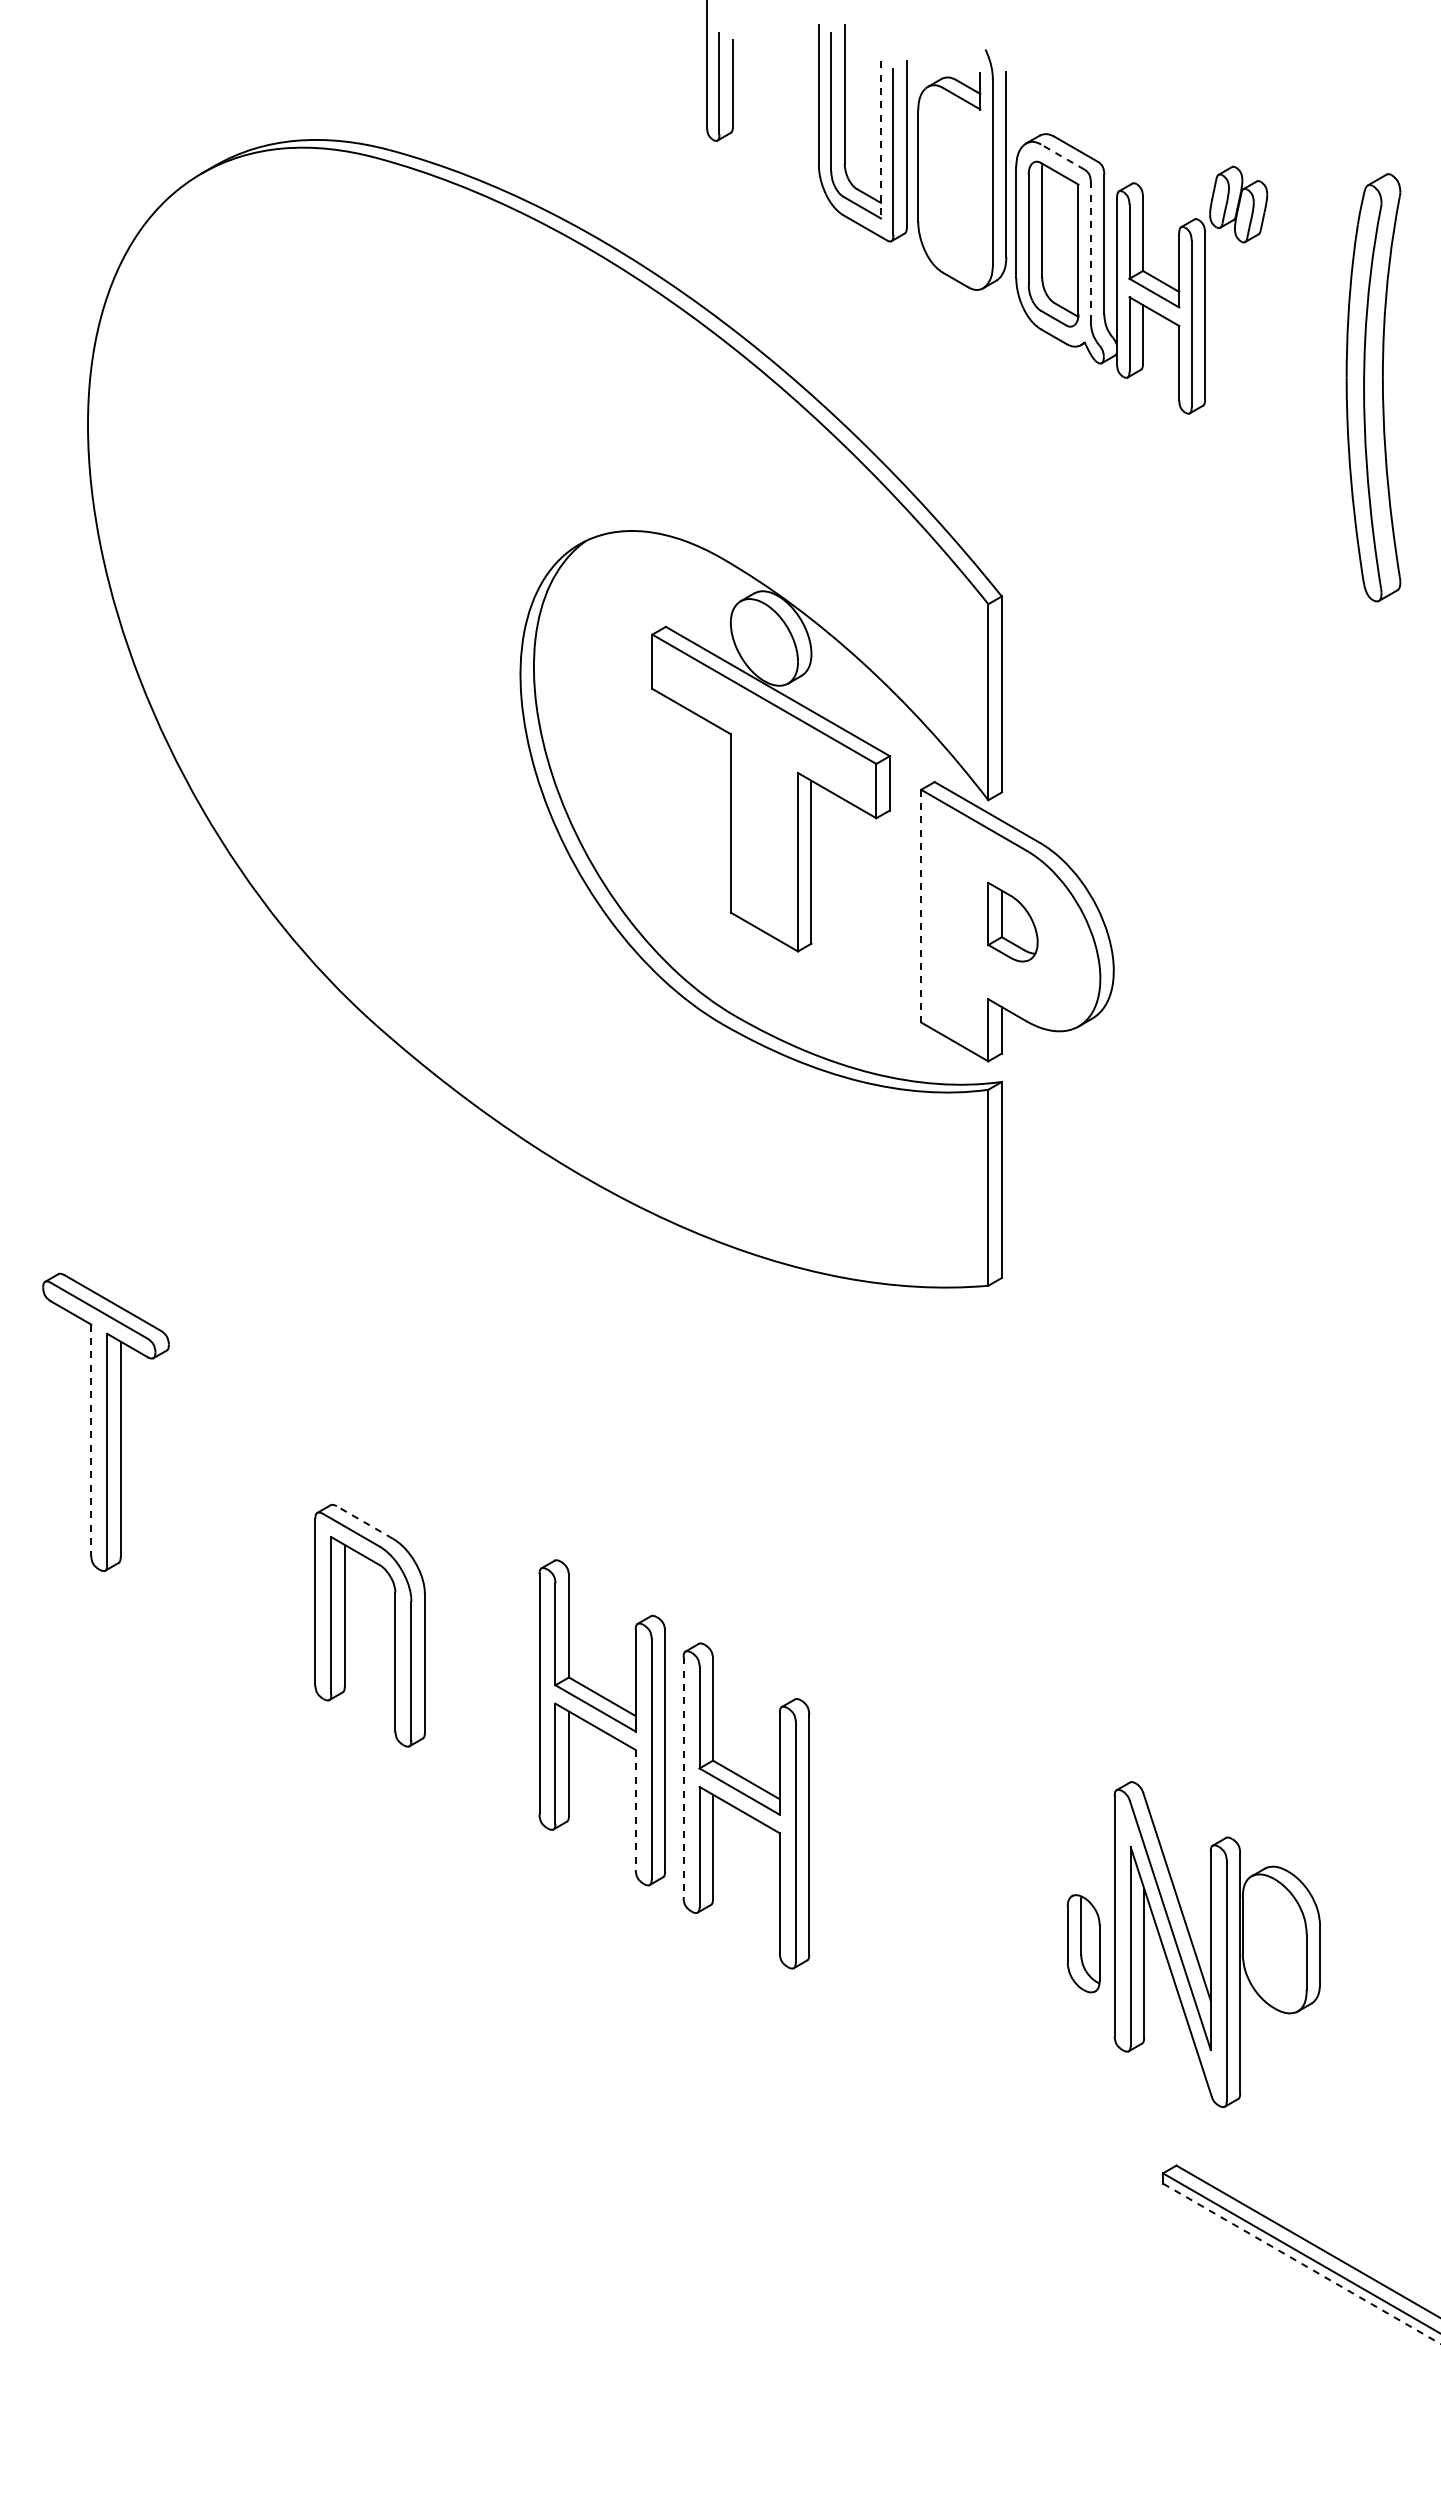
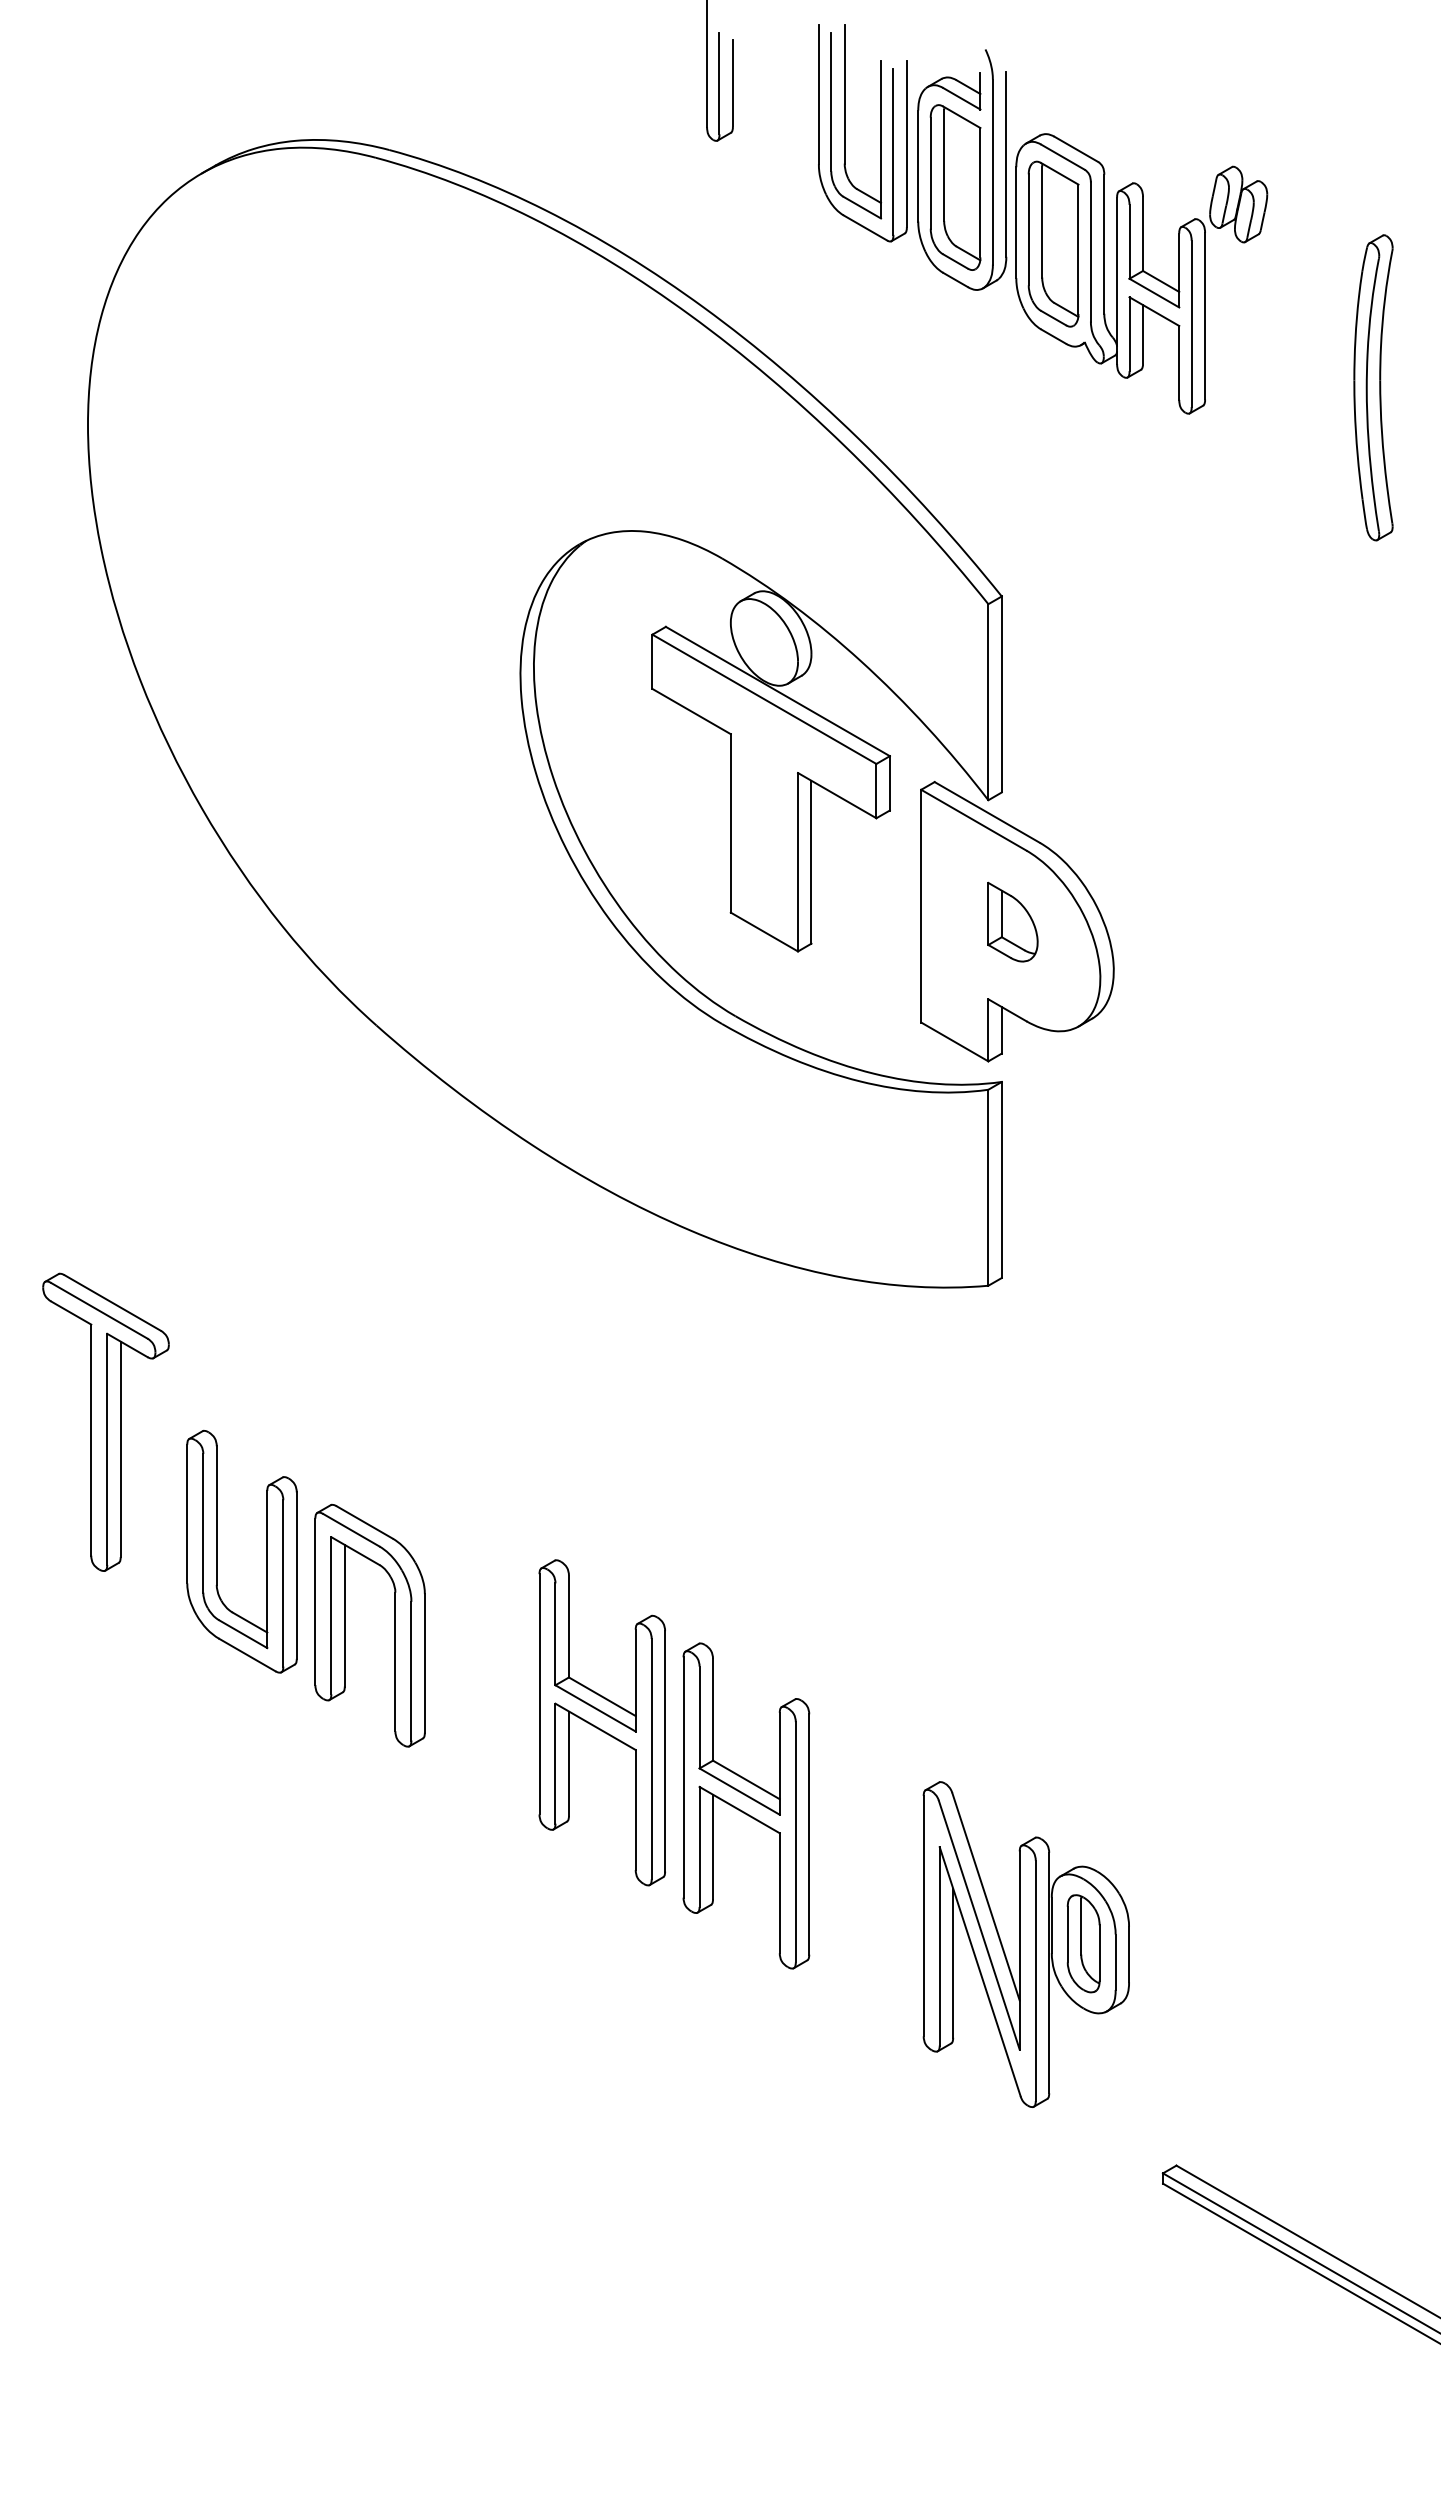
line: dashed -> solid (881, 139)
line: dashed -> solid (1062, 156)
part: none -> present (955, 187)
line: dashed -> solid (1090, 252)
part size: 57x430 px -> 41x308 px (1373, 387)
line: dashed -> solid (921, 906)
line: dashed -> solid (91, 1440)
line: dashed -> solid (364, 1522)
part: none -> present (217, 1551)
line: dashed -> solid (683, 1778)
line: dashed -> solid (635, 1810)
part position: (1216, 1944) -> (1025, 1944) (1025, 1944)
line: dashed -> solid (1302, 2264)
